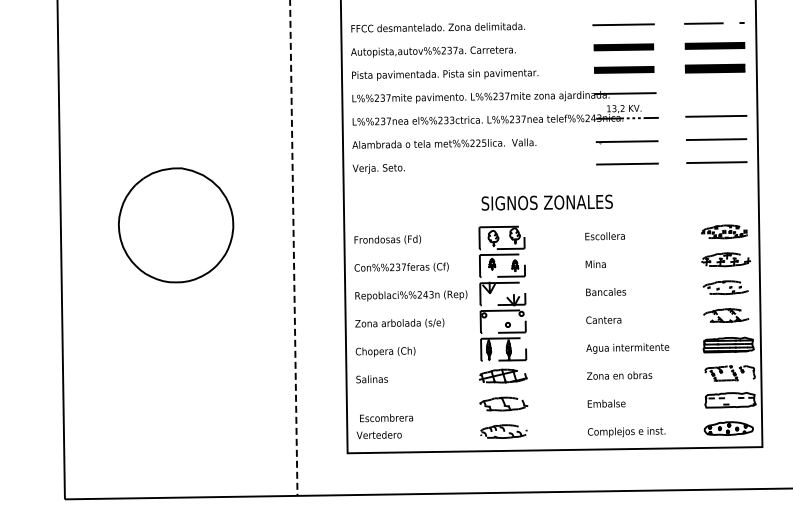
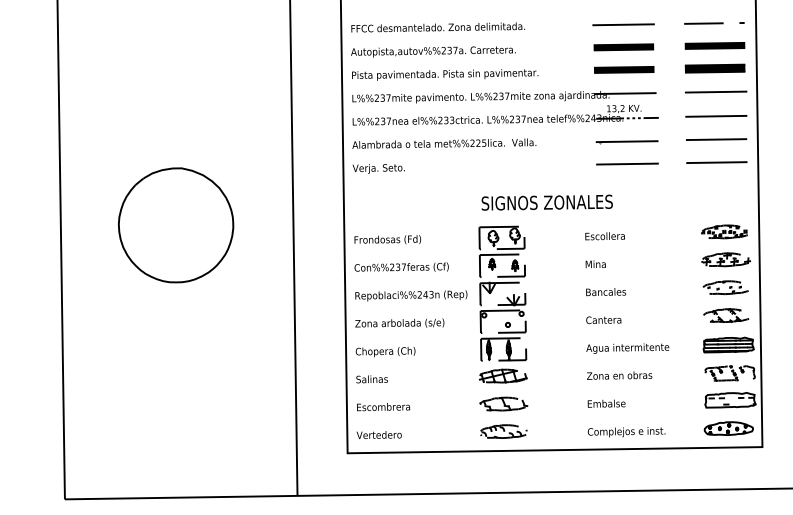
line: none -> present (715, 91)
line: dashed -> solid (293, 248)
text position: (386, 418) -> (383, 407) (383, 407)
